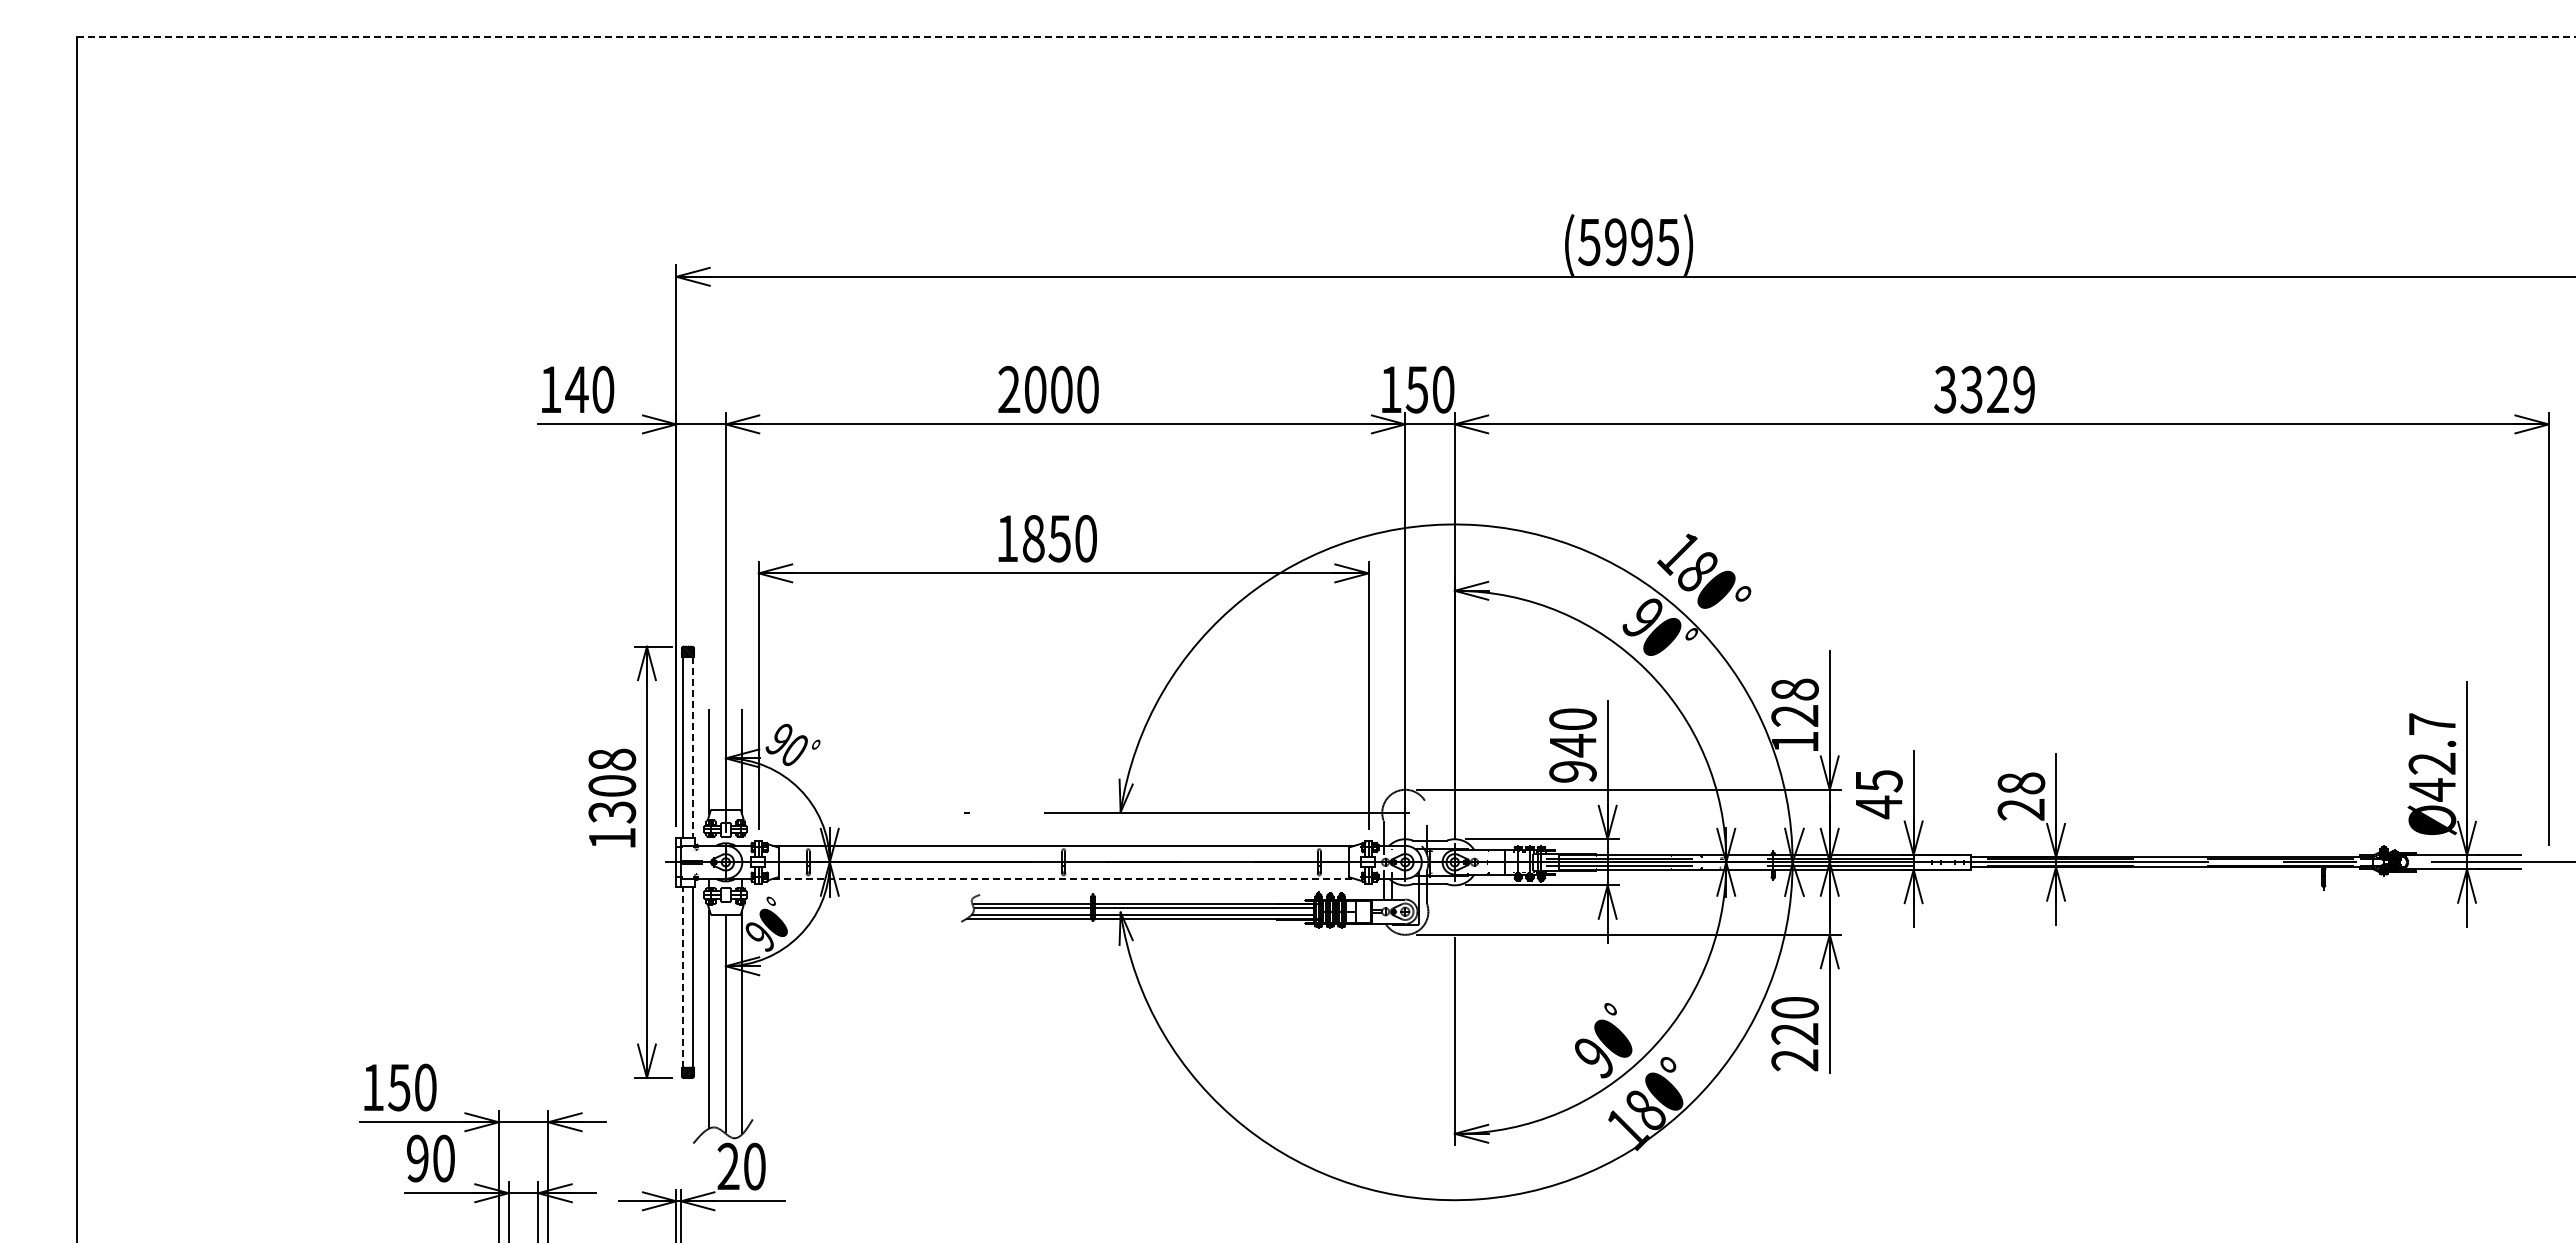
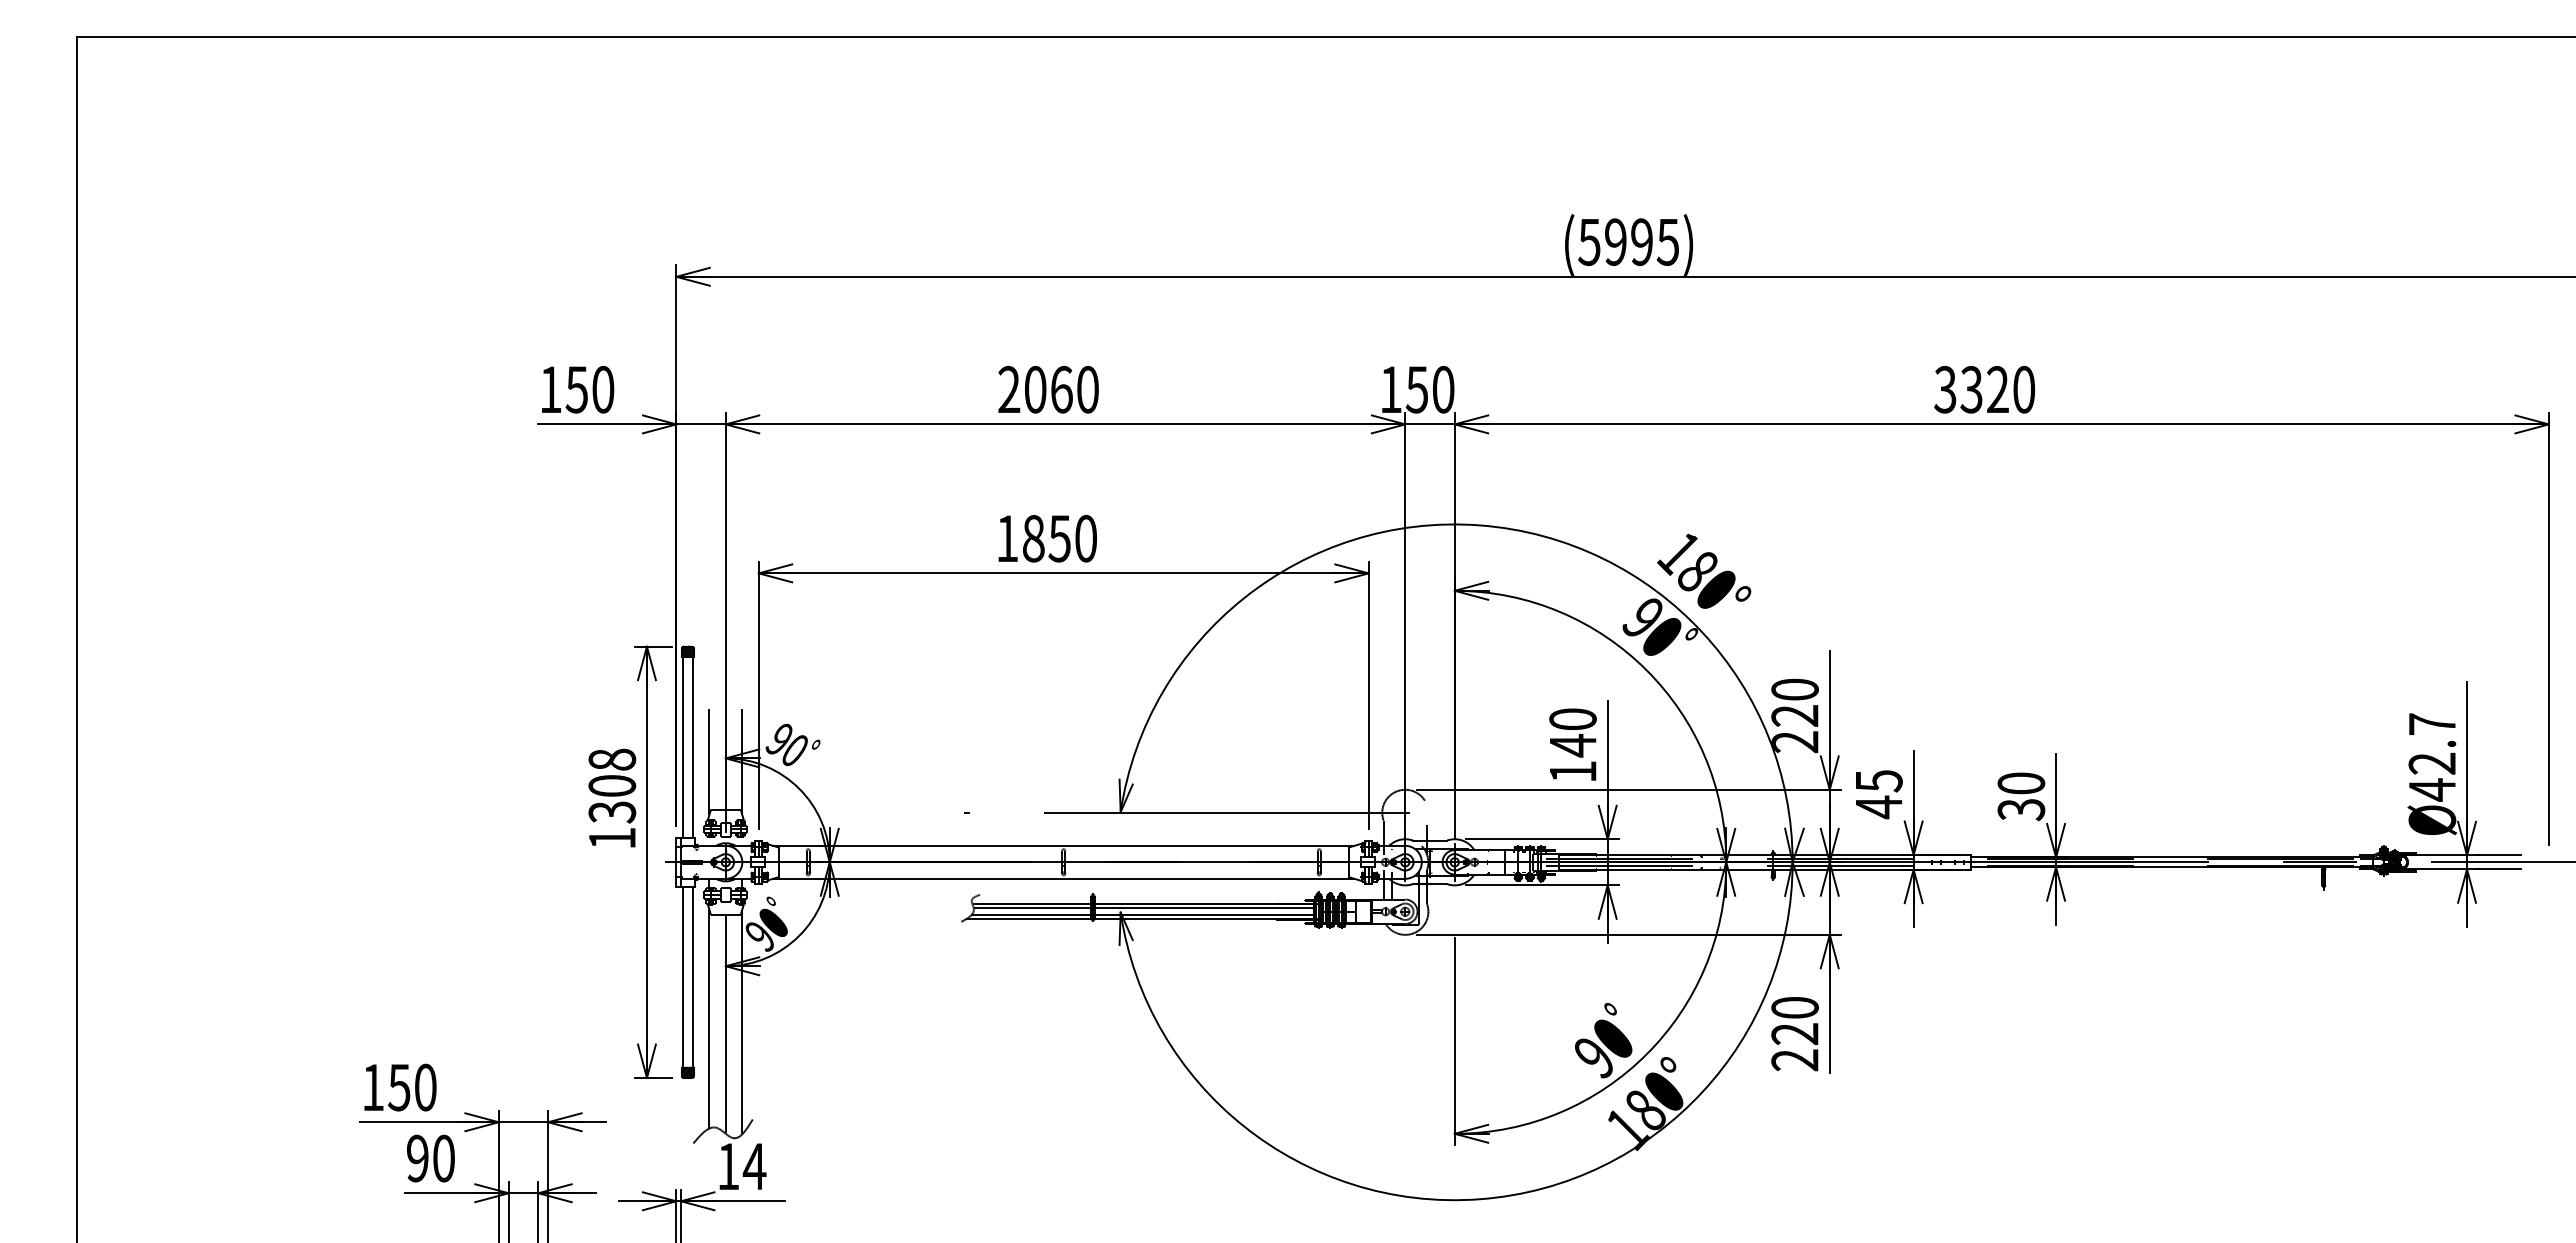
line: dashed -> solid (1327, 37)
text: 140 -> 150 (576, 389)
text: 2000 -> 2060 (1061, 389)
text: 3329 -> 3320 (2024, 389)
text: 128 -> 220 (1794, 715)
line: dashed -> solid (693, 747)
text: 940 -> 140 (1572, 771)
text: 28 -> 30 (2021, 796)
line: dashed -> solid (1063, 878)
line: dashed -> solid (682, 976)
text: 20 -> 14 (741, 1166)
